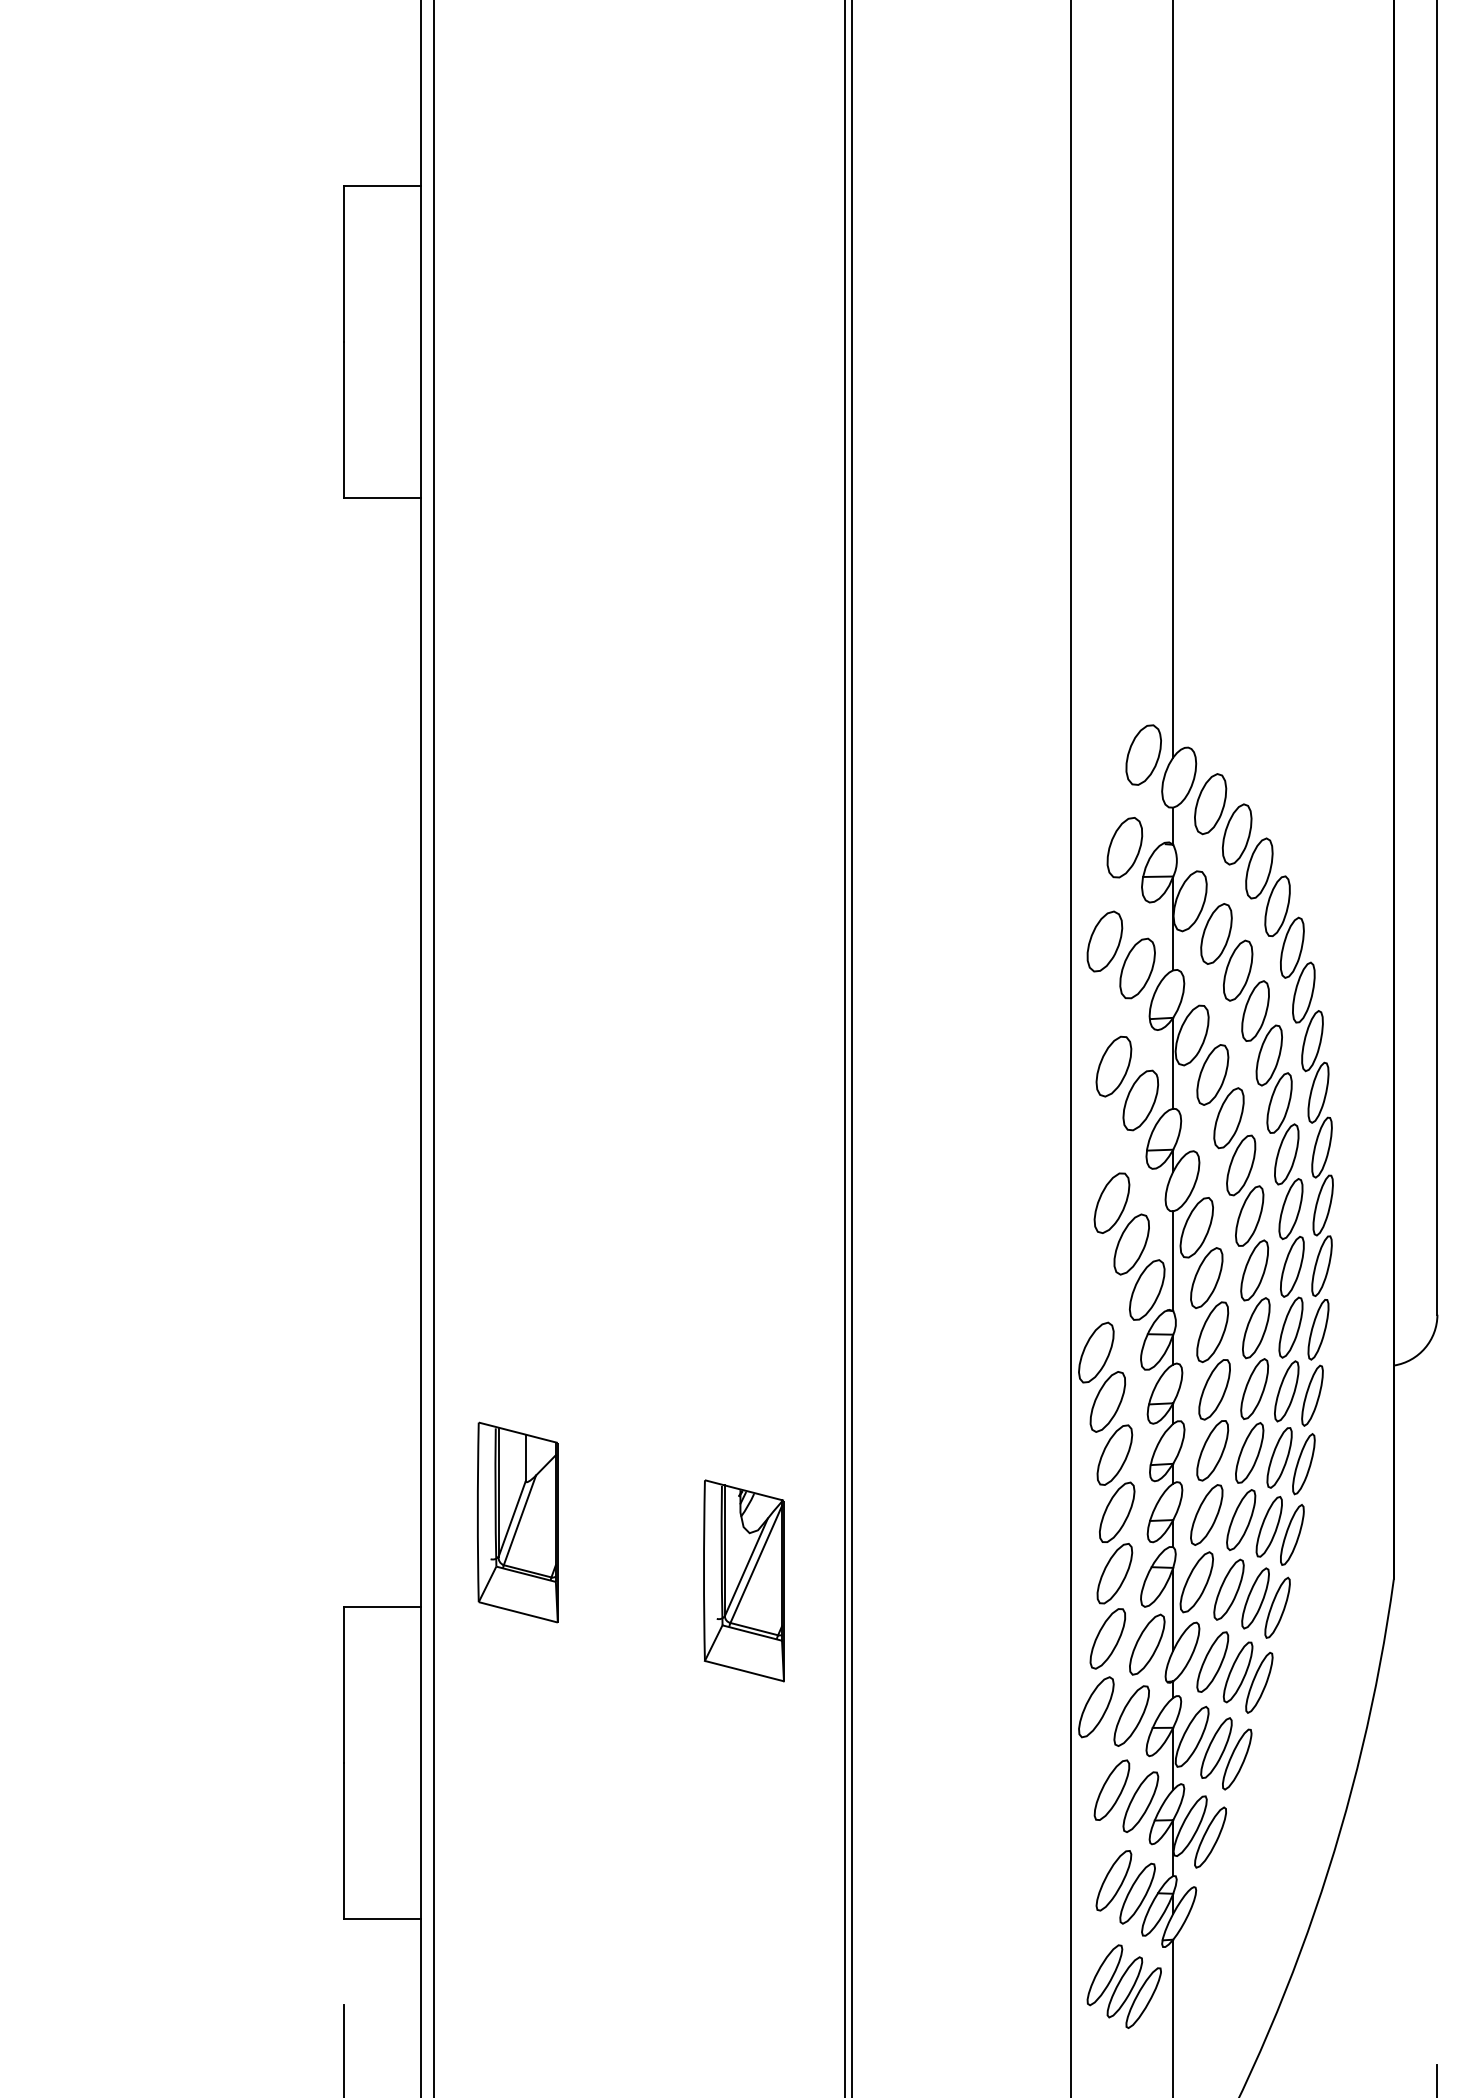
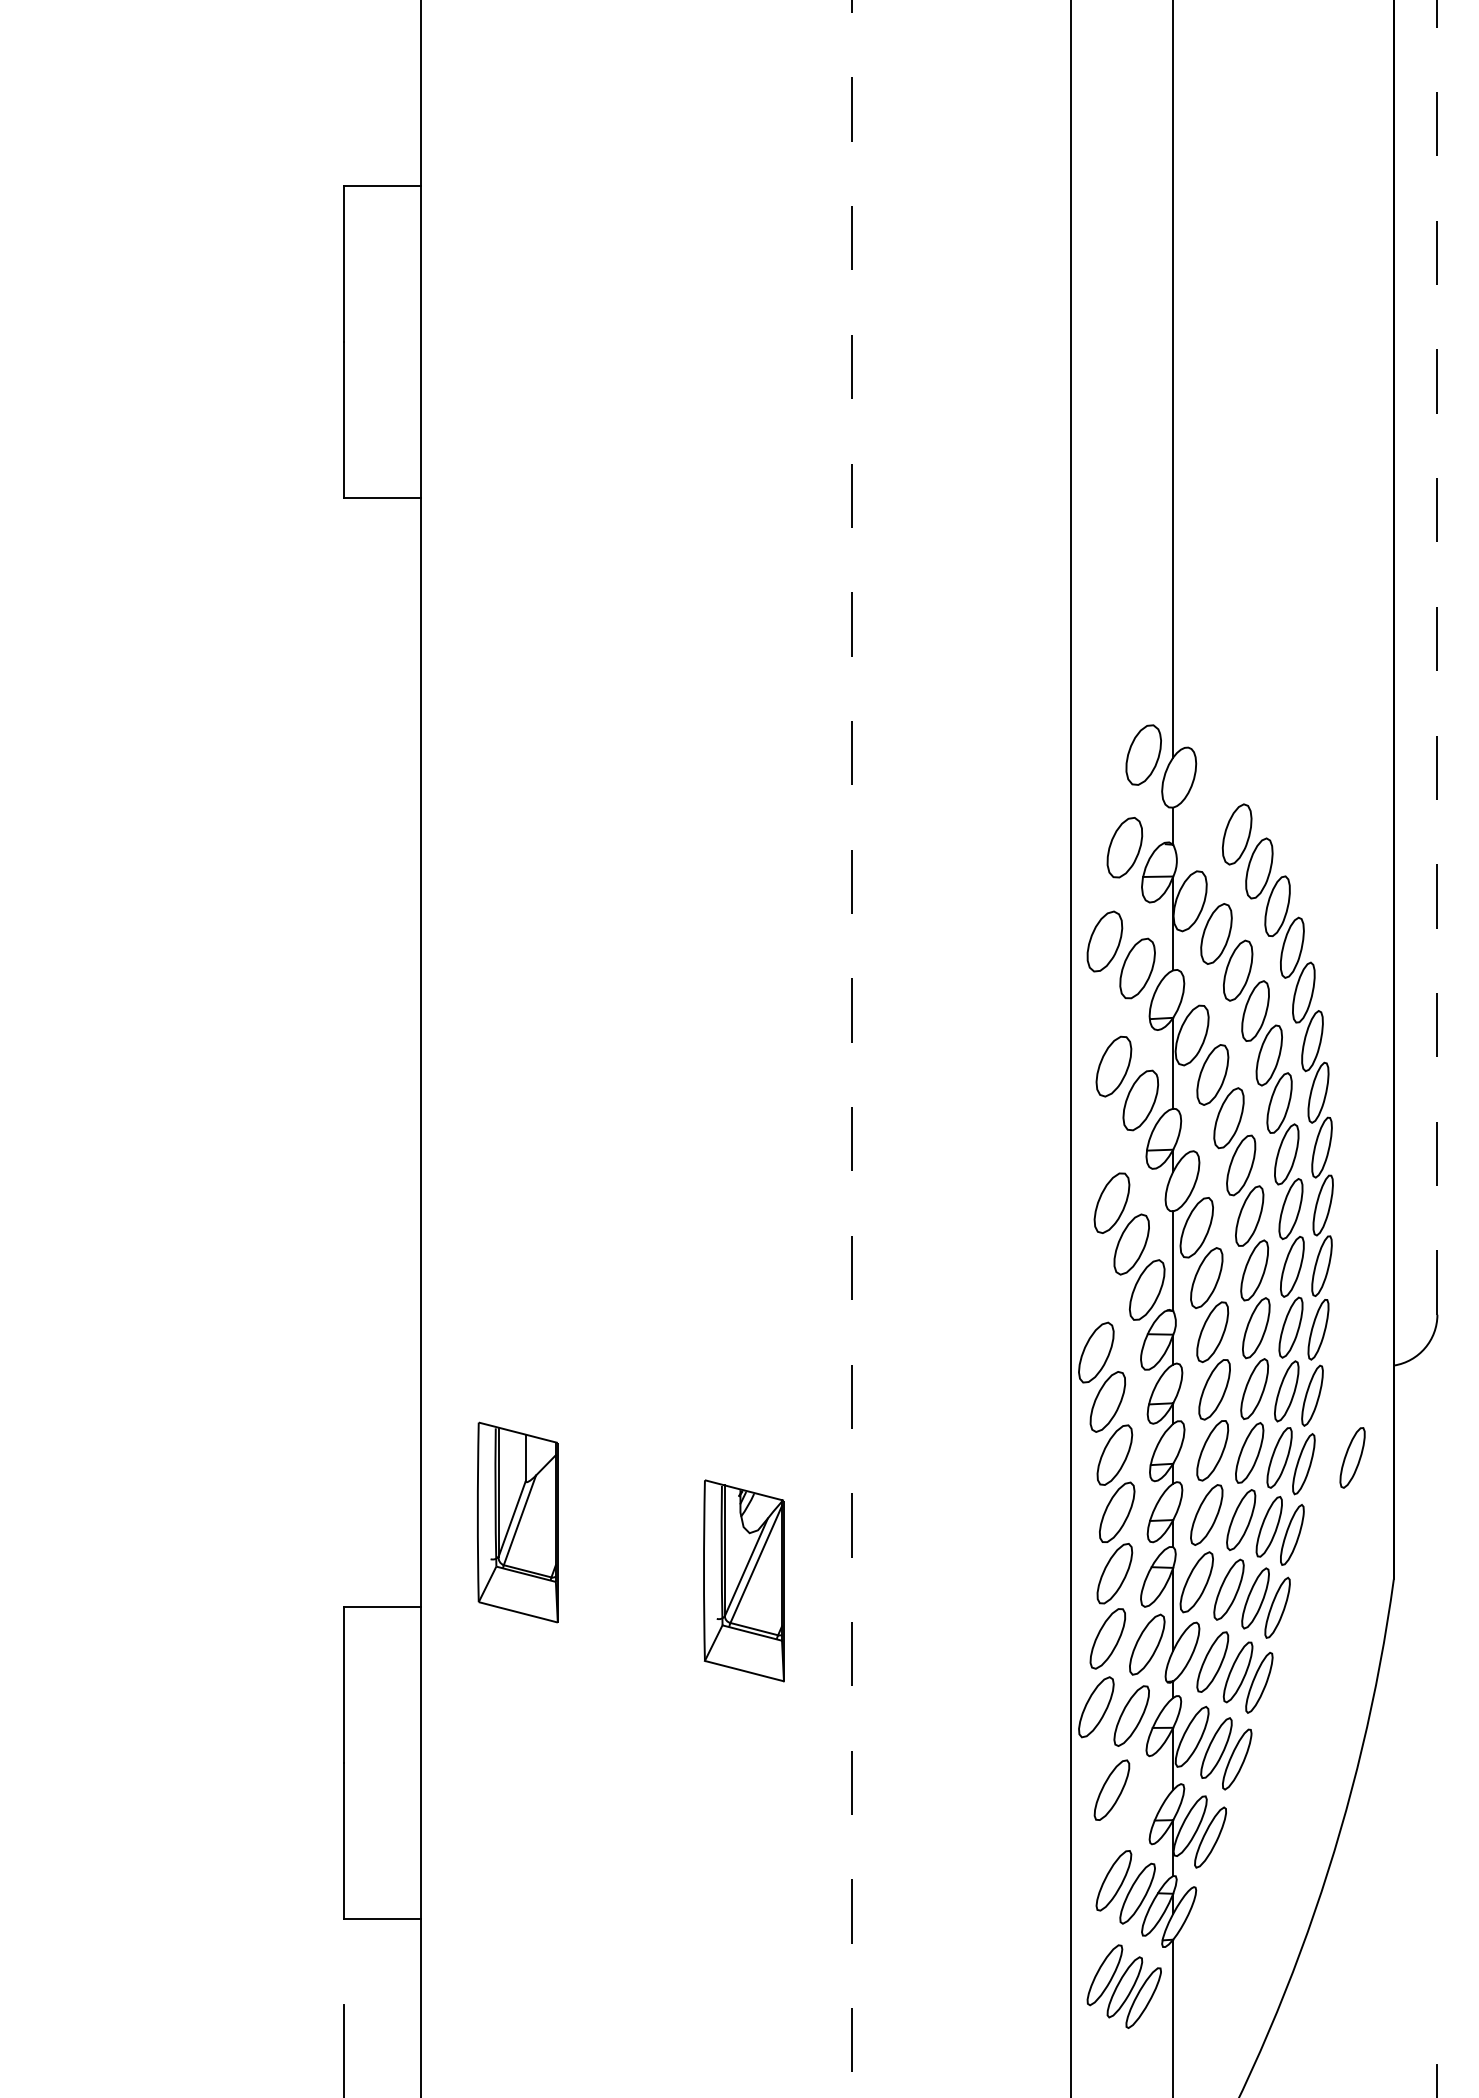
line: solid -> dashed (1437, 656)
part: present -> none (1210, 804)
line: present -> none (434, 1048)
line: present -> none (844, 1048)
line: solid -> dashed (851, 1049)
part: none -> present (1352, 1457)
part: present -> none (1140, 1801)
